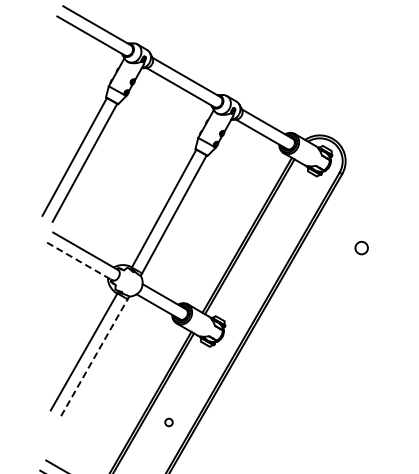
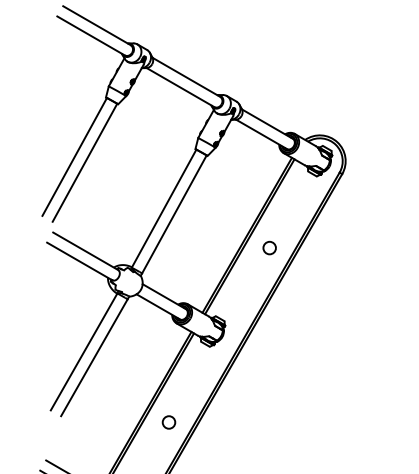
circle position: (361, 247) -> (269, 247) (269, 247)
line: dashed -> solid (79, 261)
line: dashed -> solid (94, 357)
circle size: 10x11 px -> 16x15 px (168, 422)
